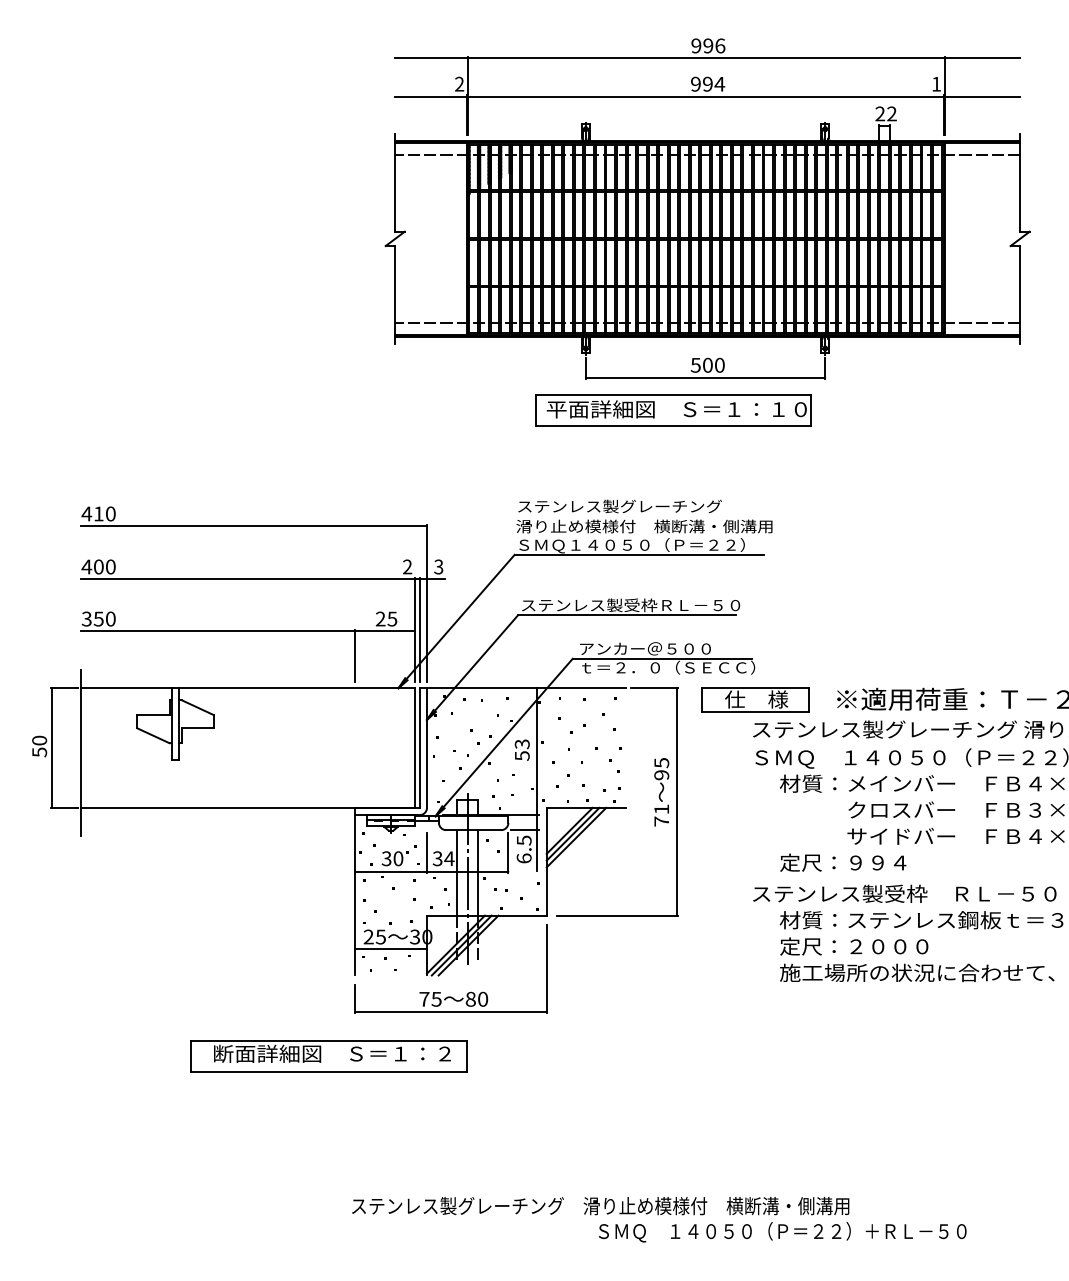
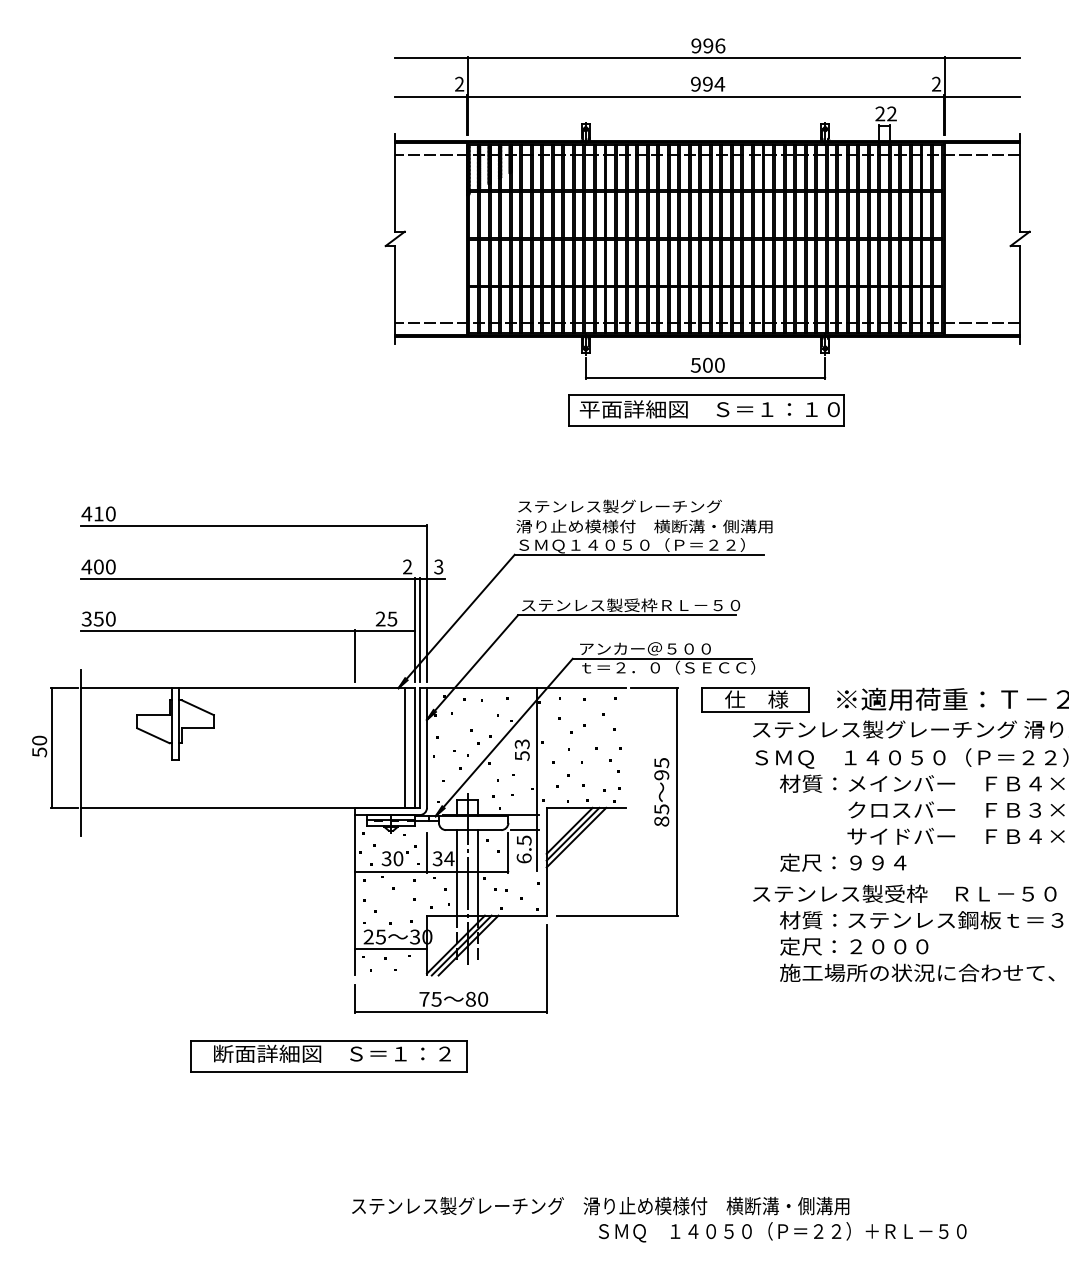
text: 1 -> 2 (936, 83)
part position: (673, 410) -> (706, 410) (706, 410)
line: none -> present (405, 747)
text: 71 -> 85 (661, 815)
